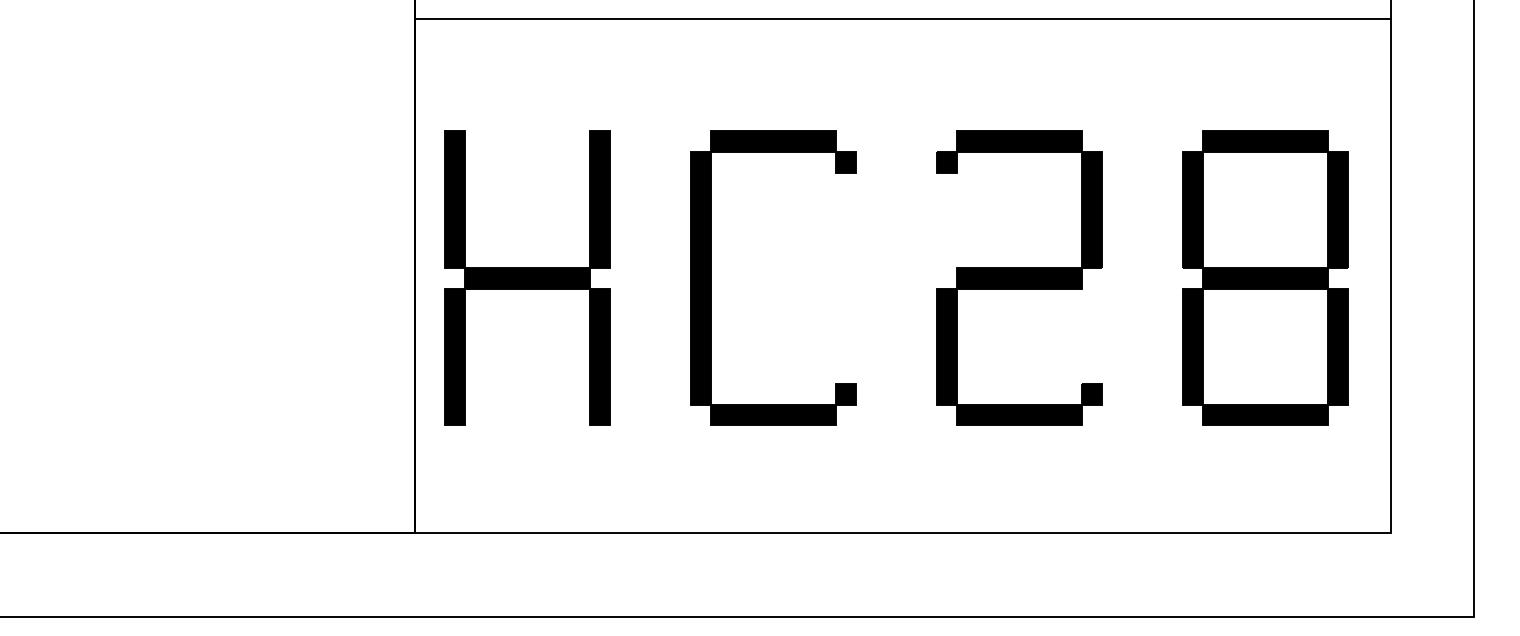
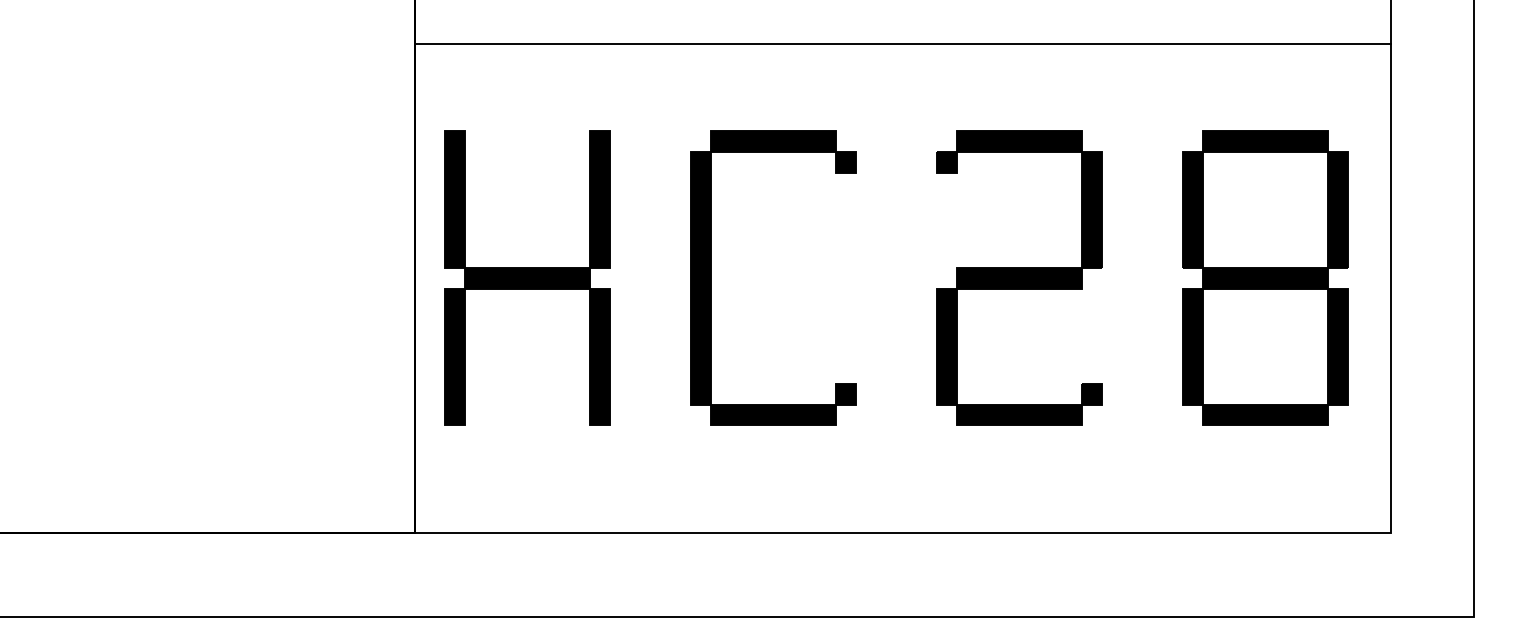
line position: (902, 19) -> (902, 44) (902, 44)
